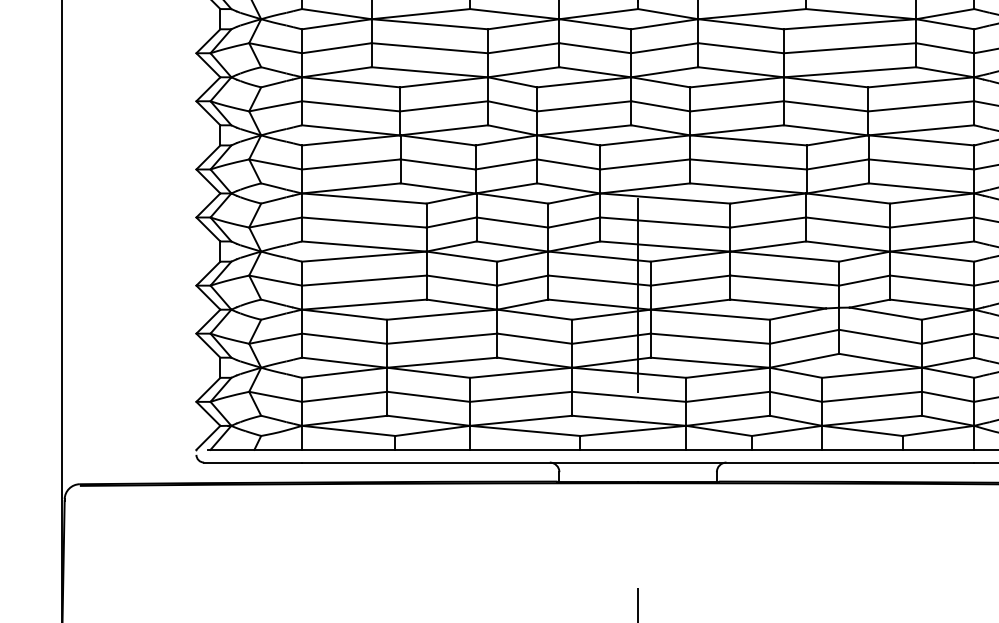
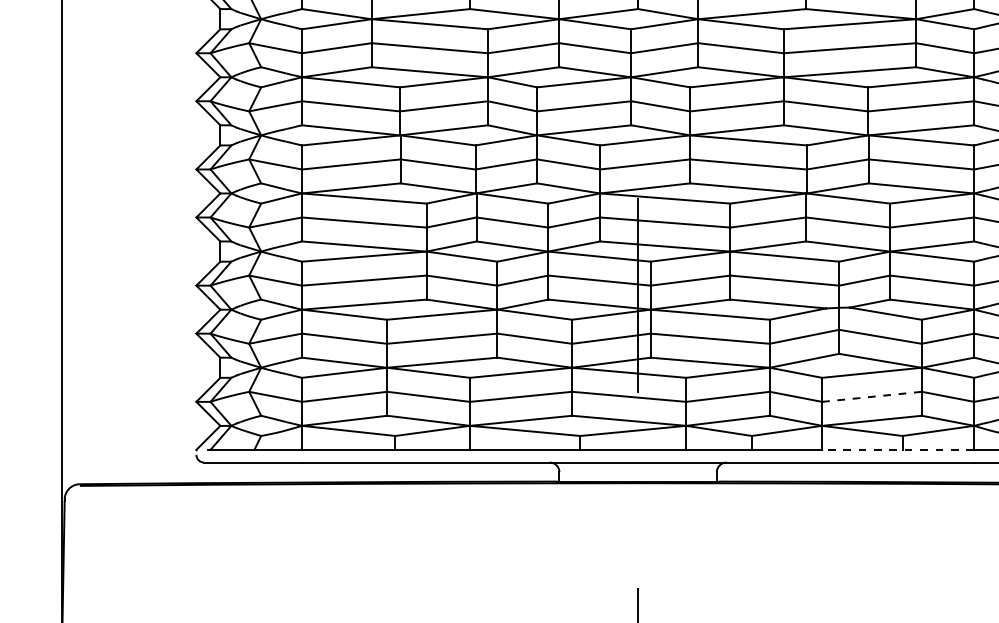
line: solid -> dashed (872, 396)
line: solid -> dashed (898, 449)
